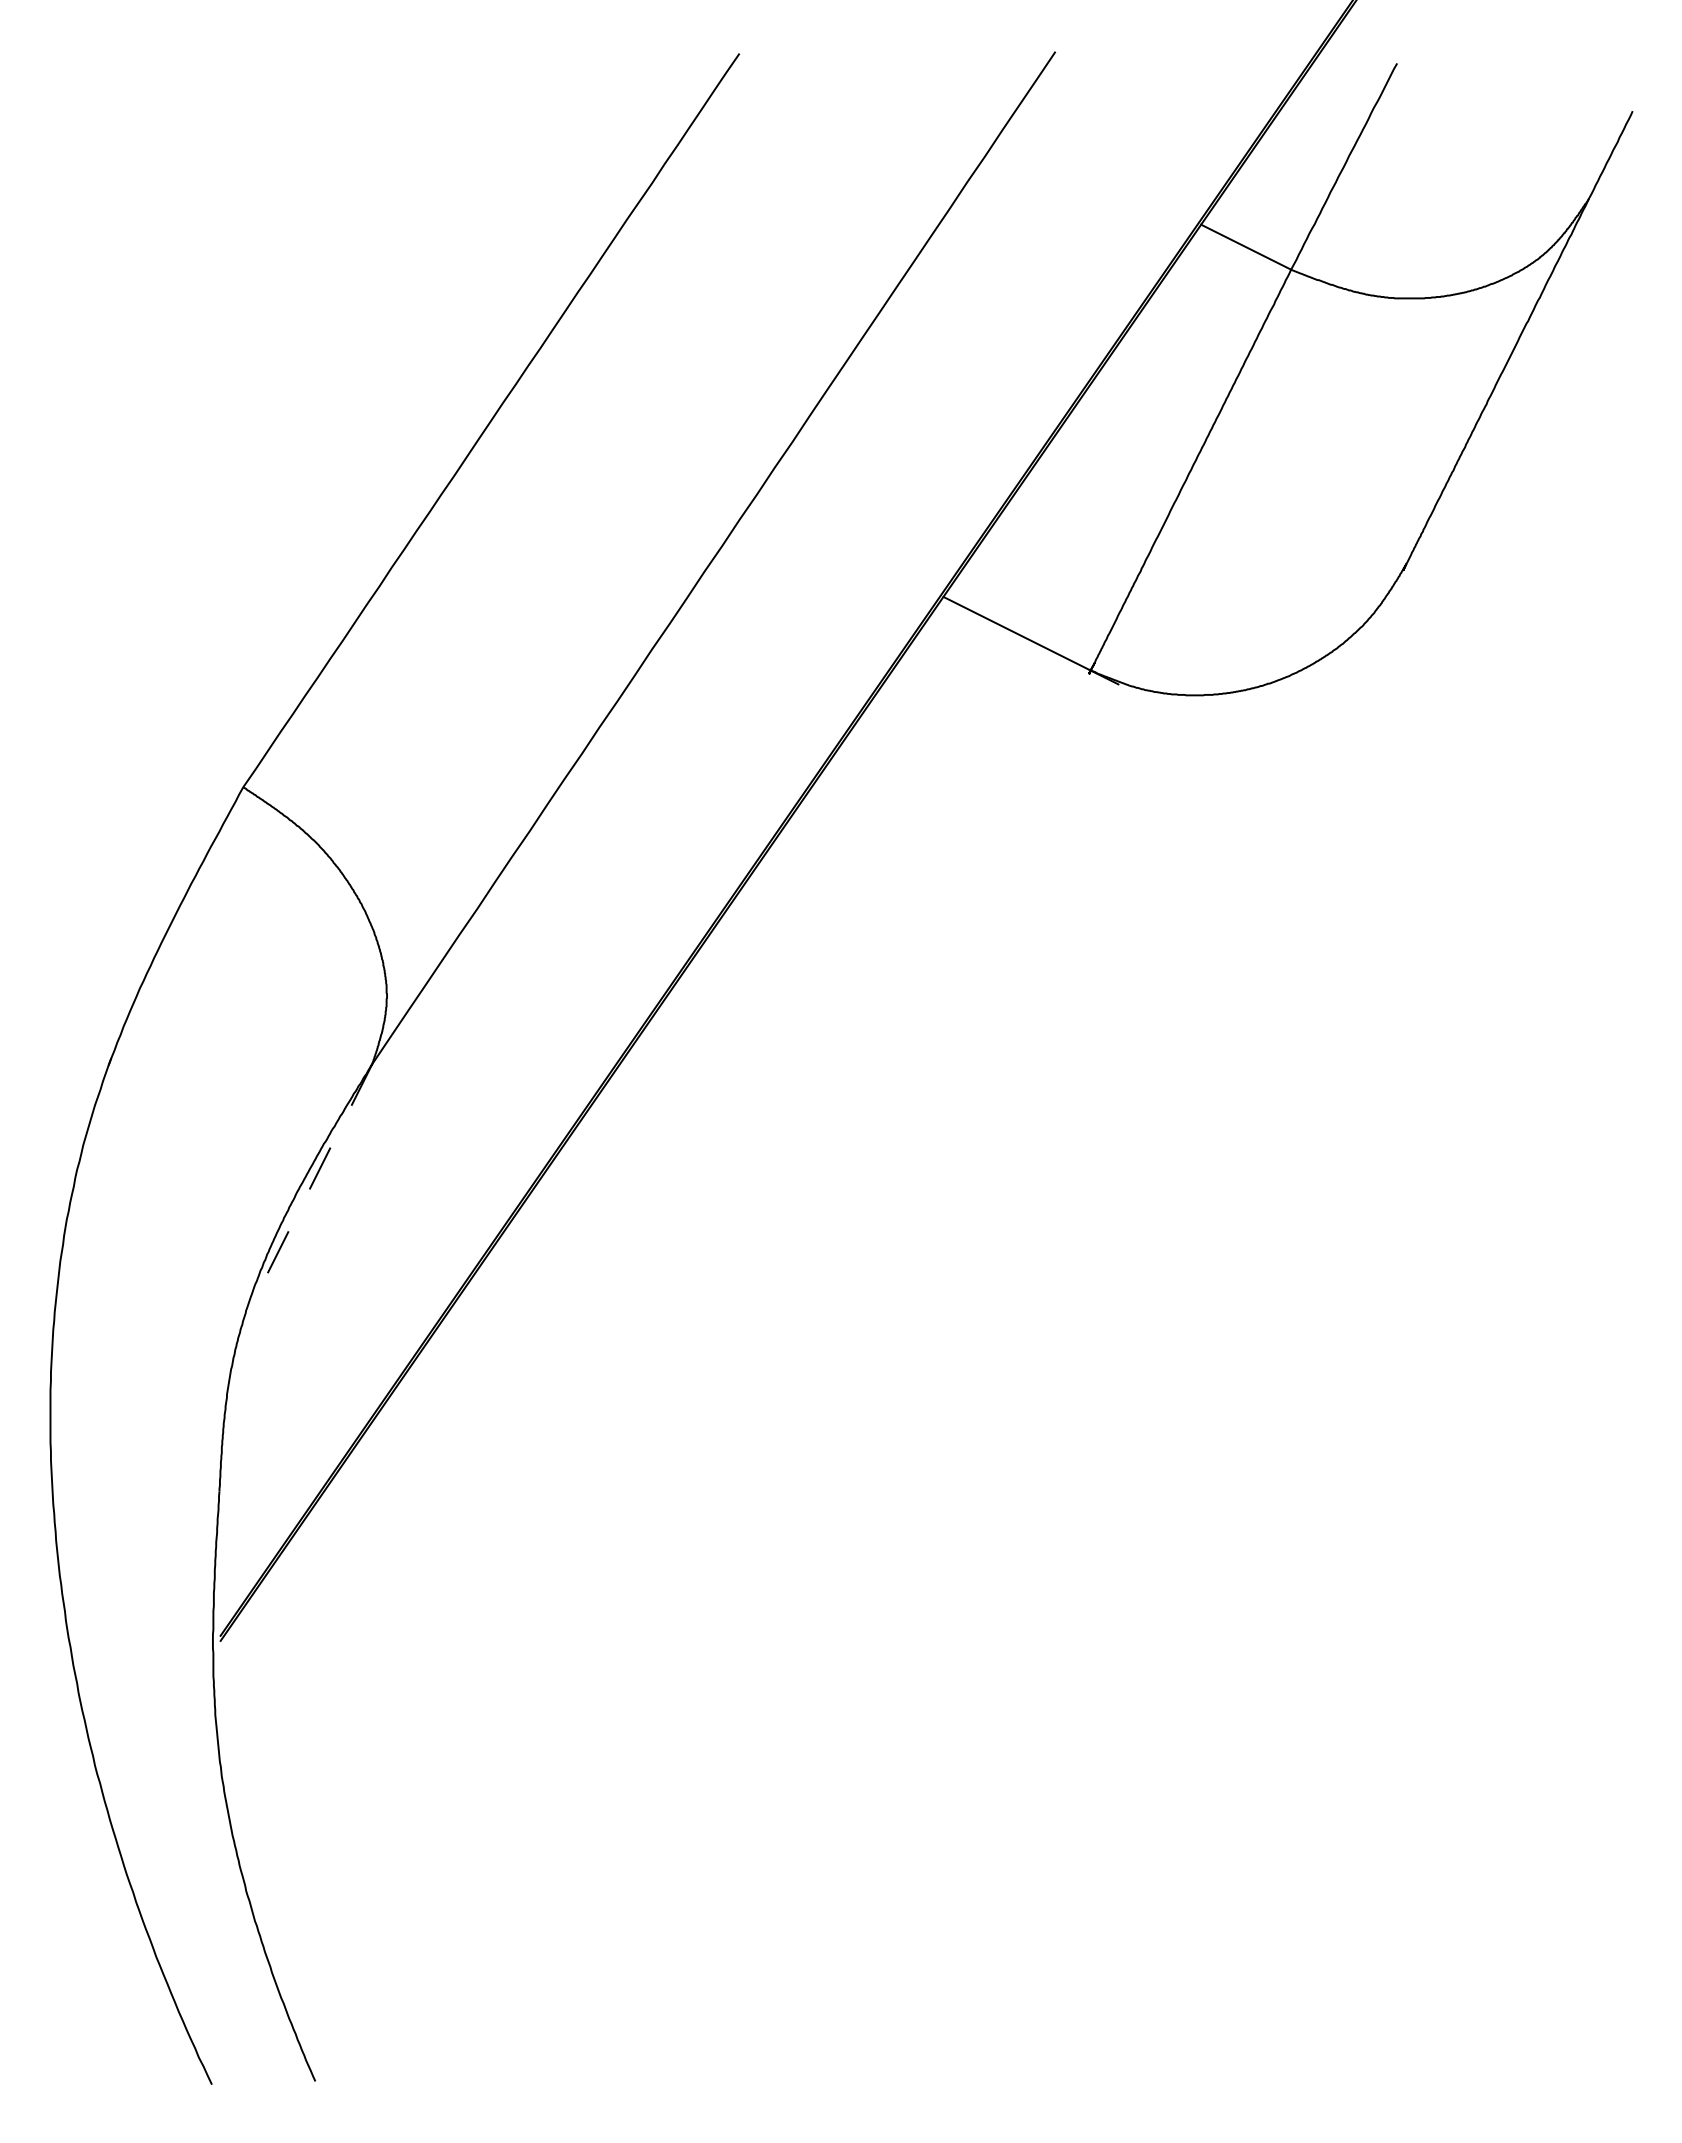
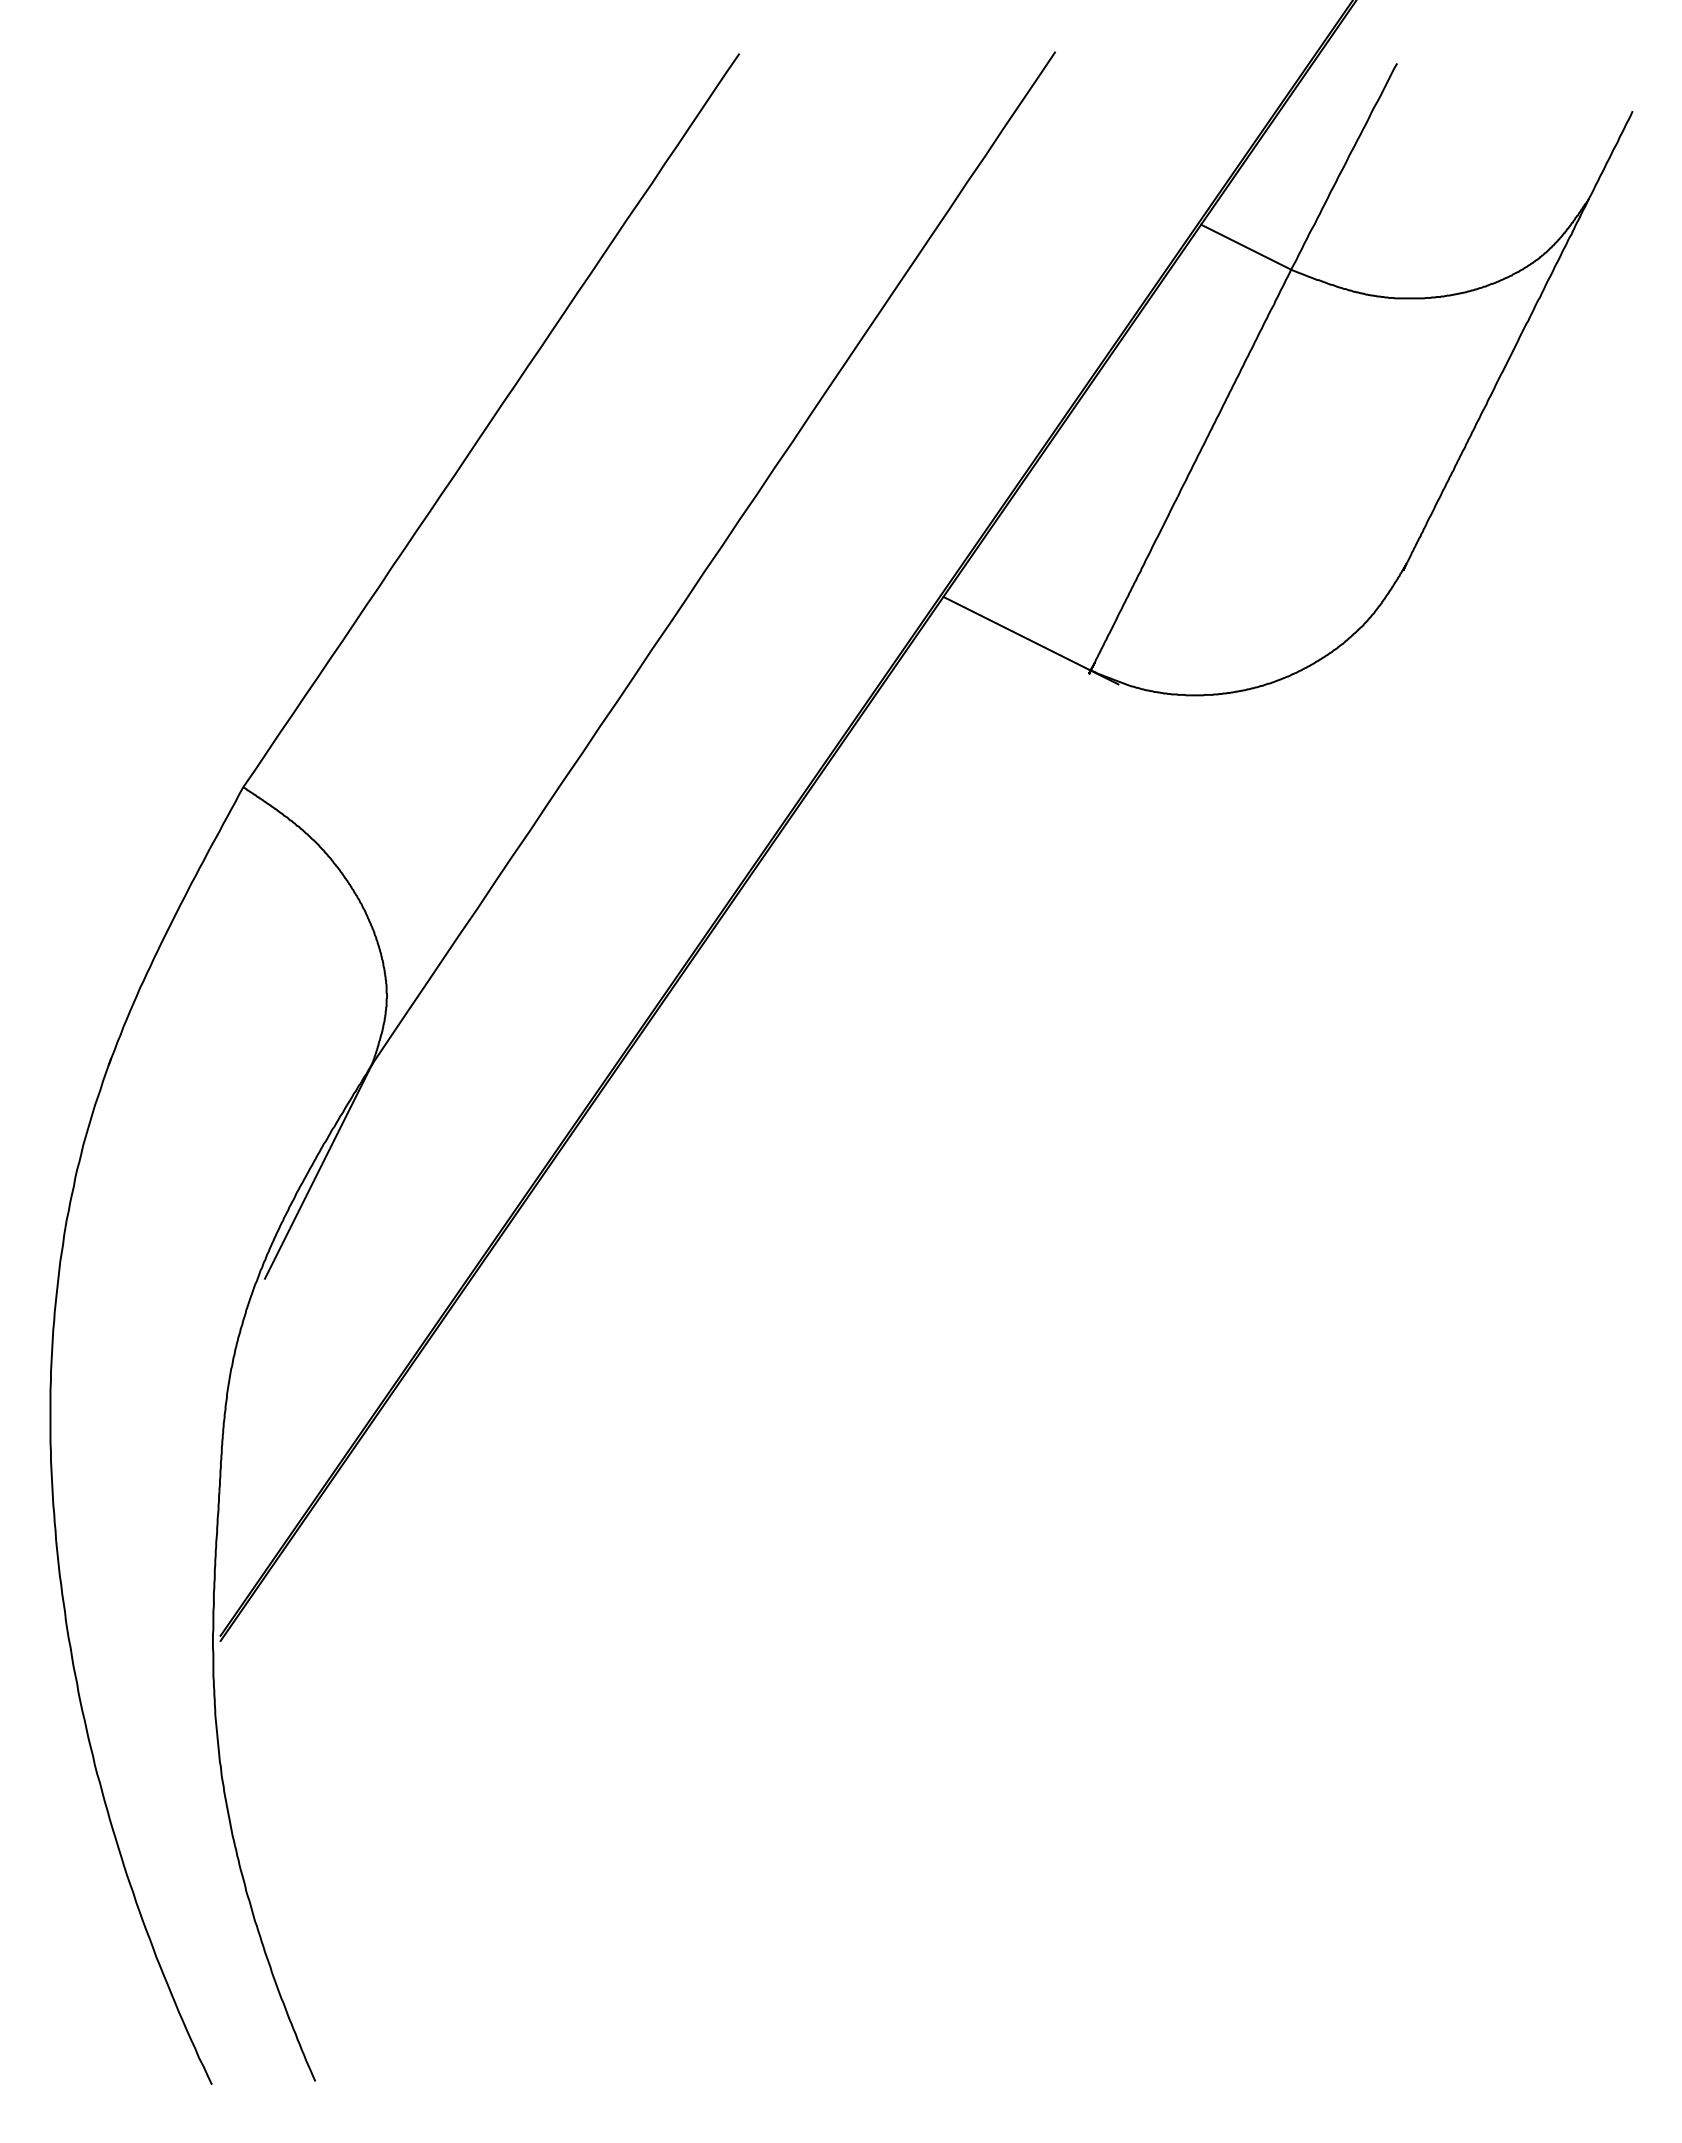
line: dashed -> solid (318, 1171)
